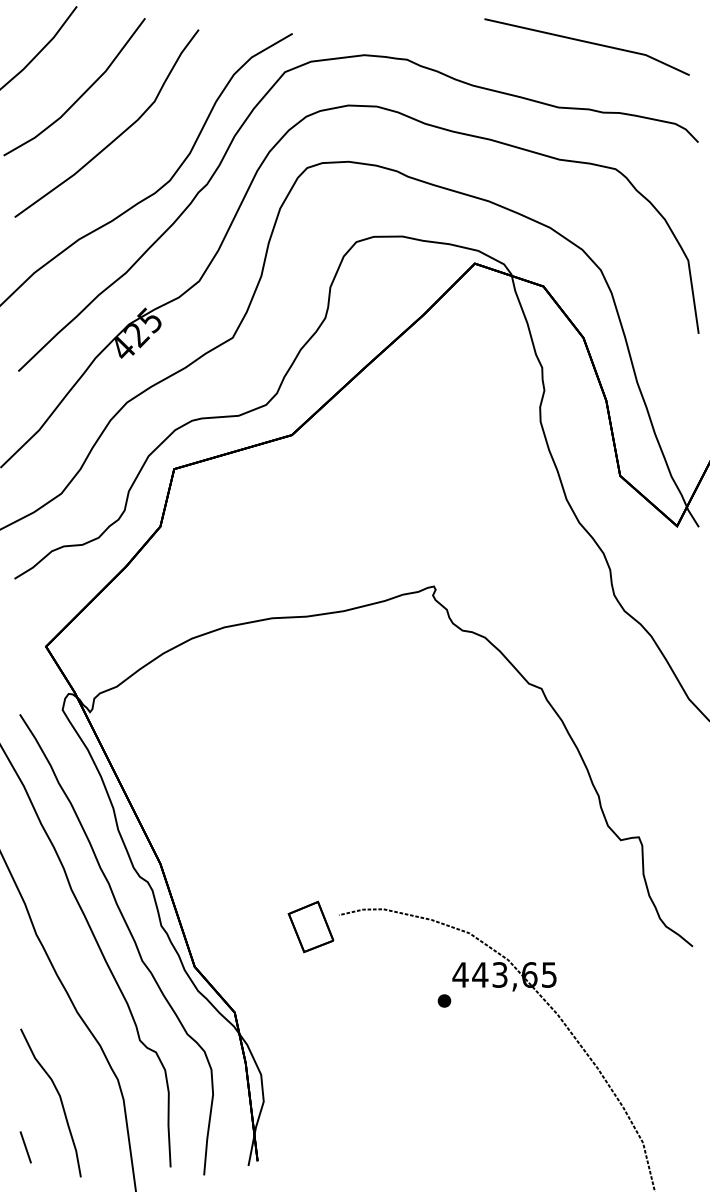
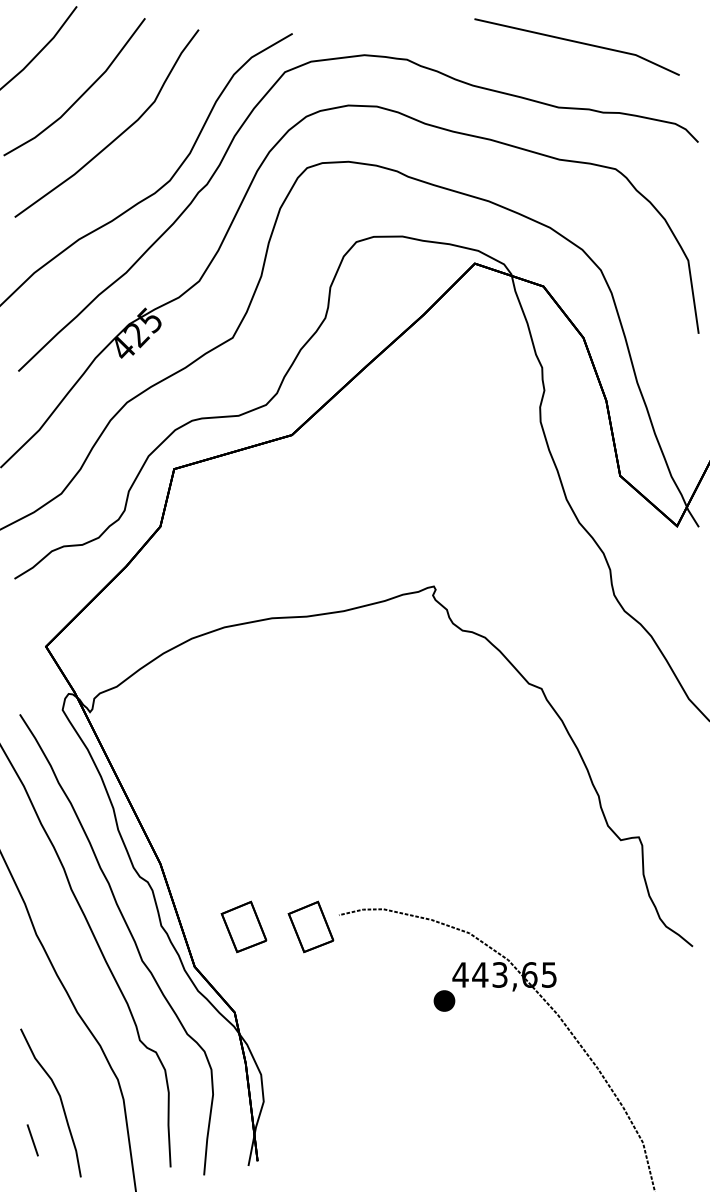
line position: (587, 43) -> (577, 43) (577, 43)
part: none -> present (243, 926)
part size: 15x14 px -> 23x22 px (444, 1000)
line position: (25, 1147) -> (32, 1140) (32, 1140)
